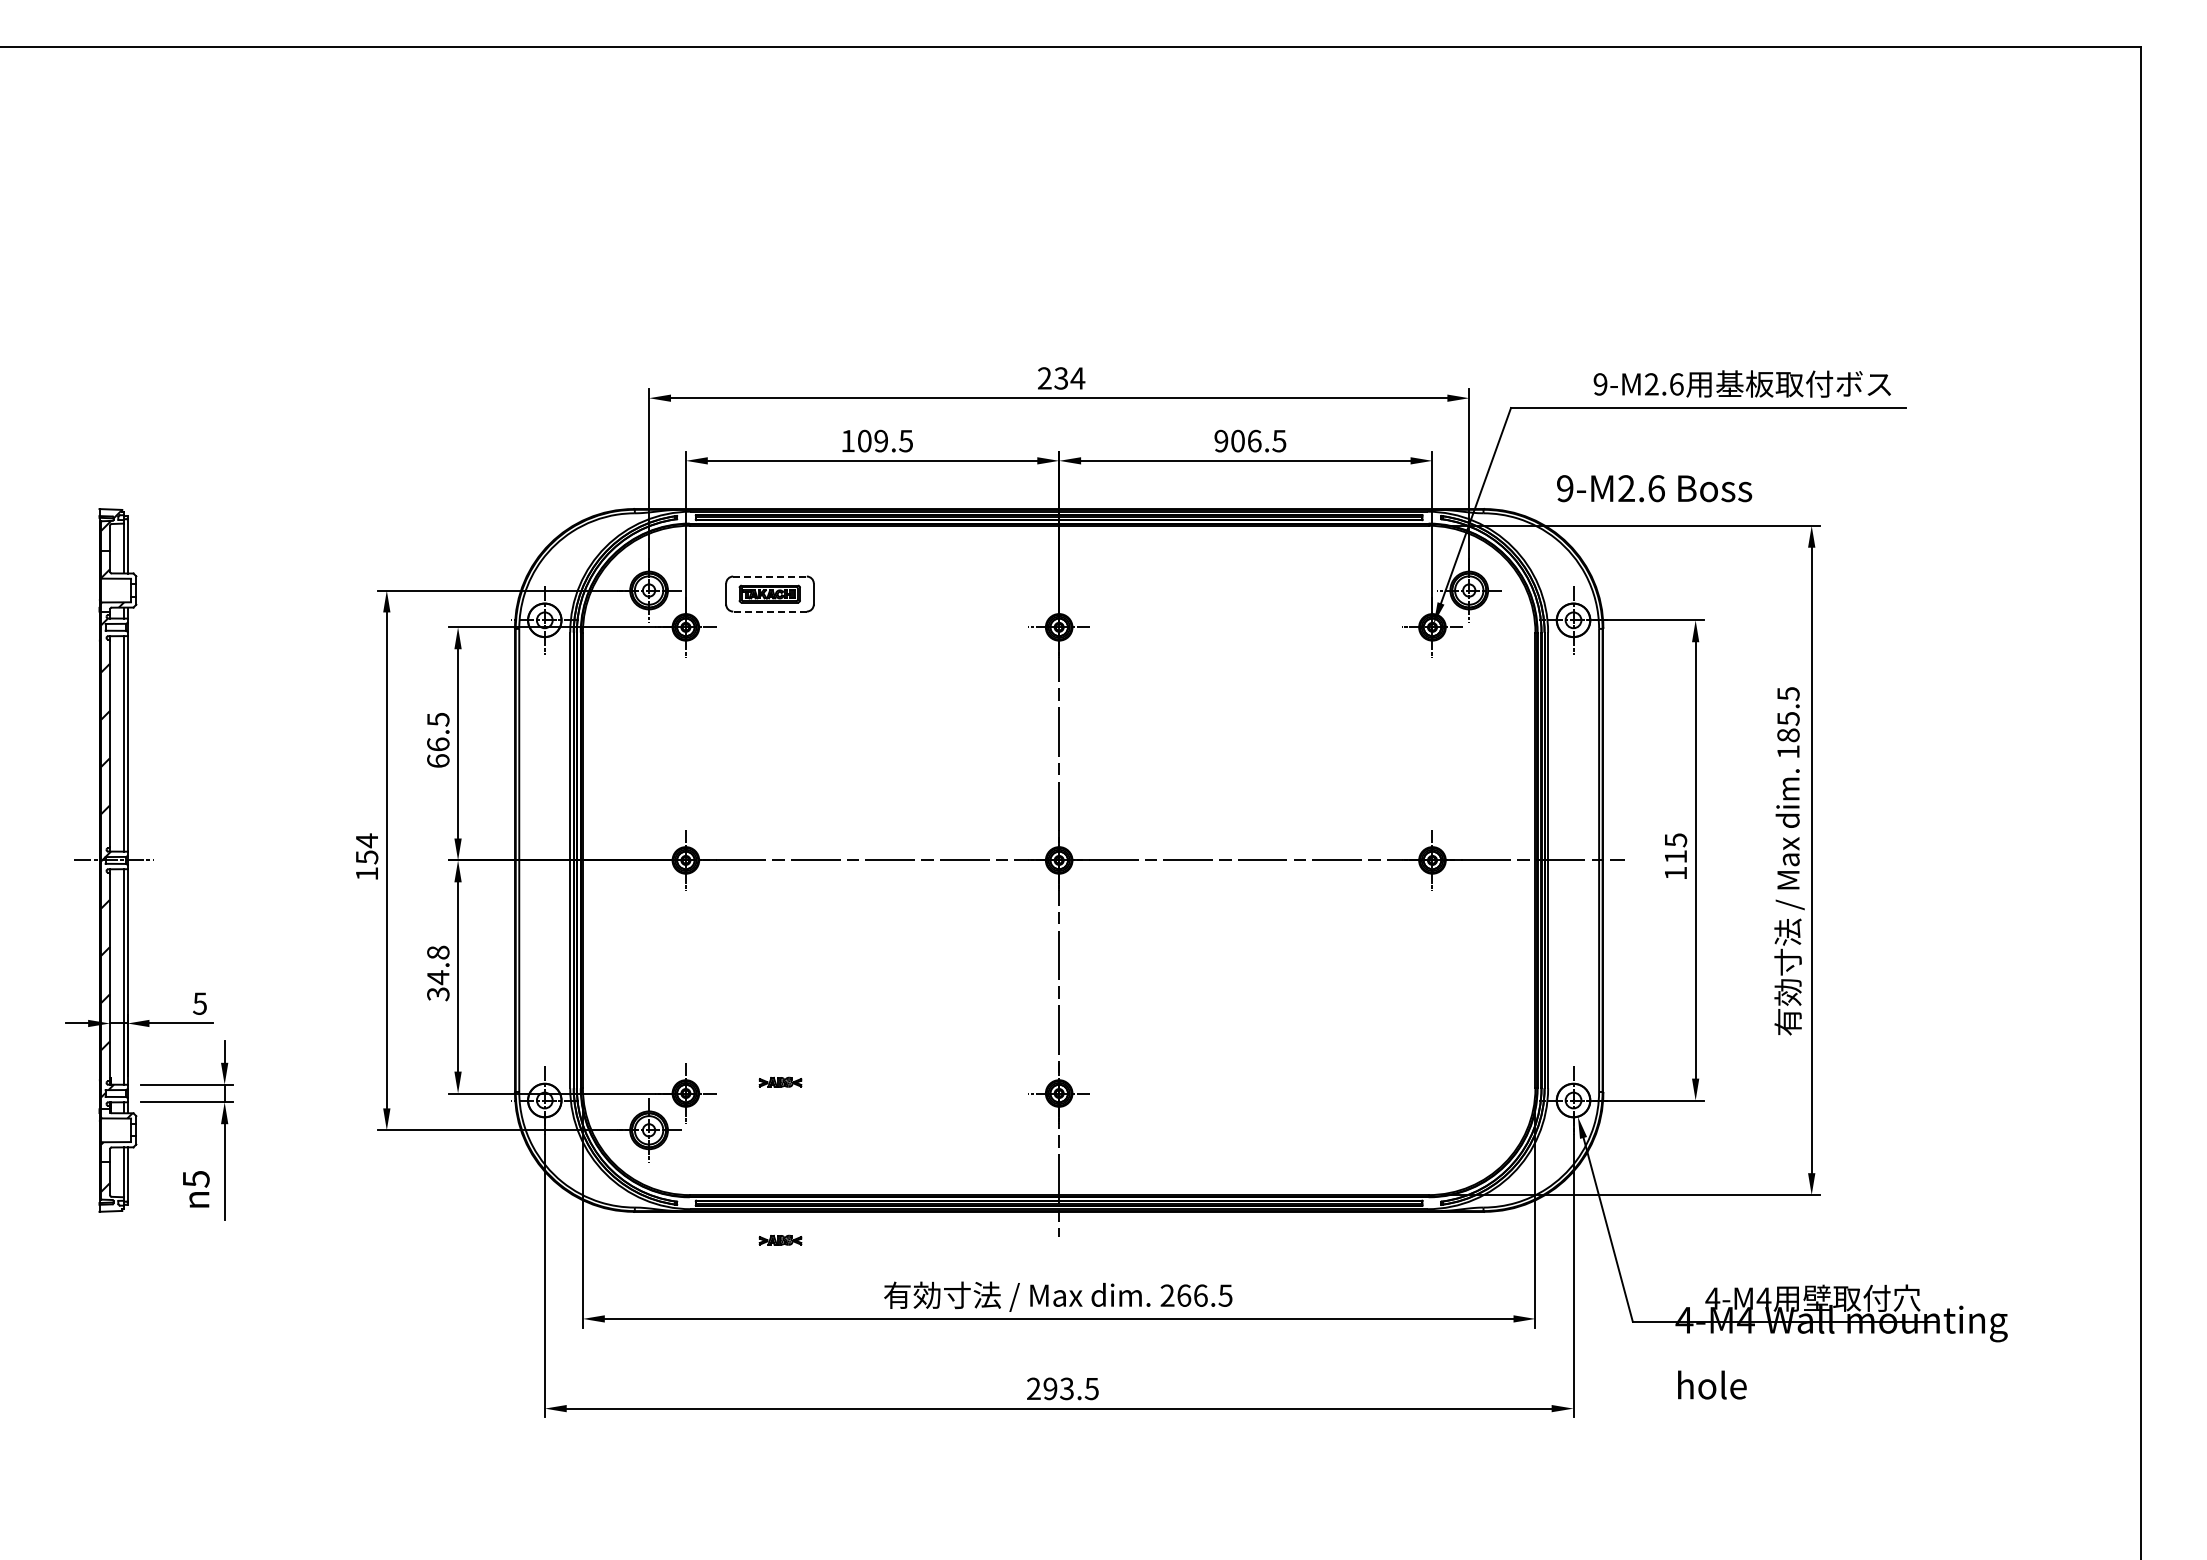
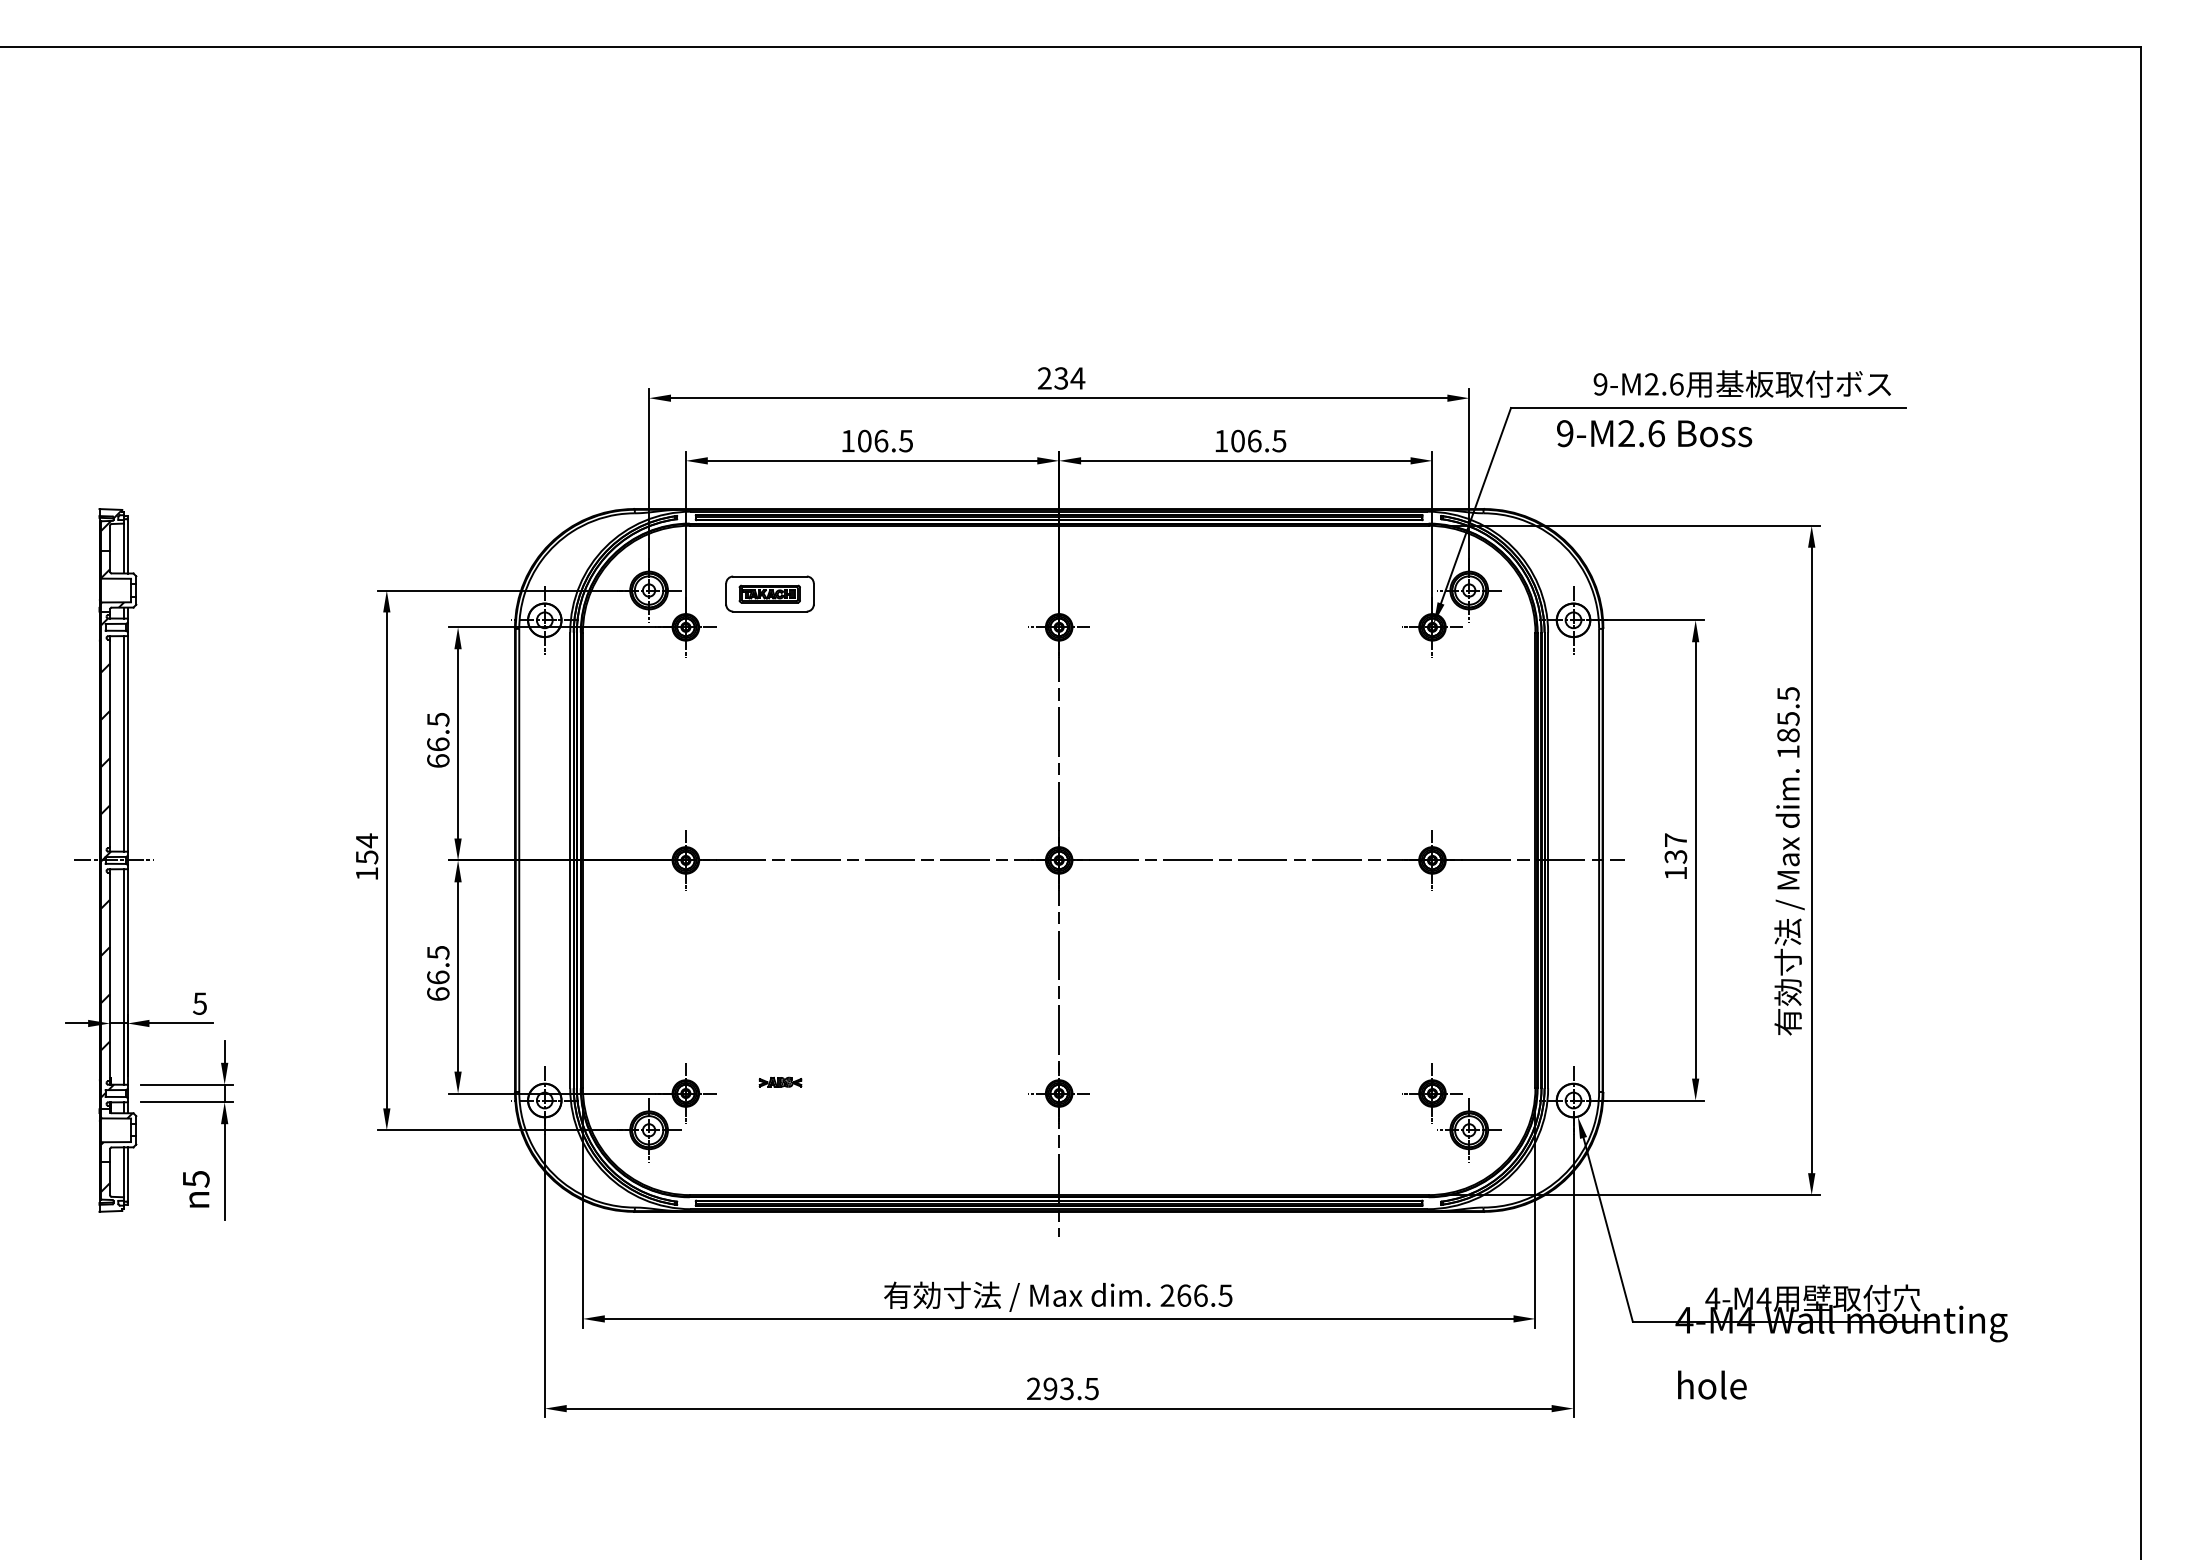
text: 109.5 -> 106.5 (881, 440)
text: 906.5 -> 106.5 (1221, 440)
text position: (1654, 488) -> (1654, 433) (1654, 433)
line: dashed -> solid (770, 576)
line: dashed -> solid (770, 611)
text: 115 -> 137 (1675, 848)
text: 34.8 -> 66.5 (438, 973)
part: none -> present (1451, 1112)
part: present -> none (780, 1239)
